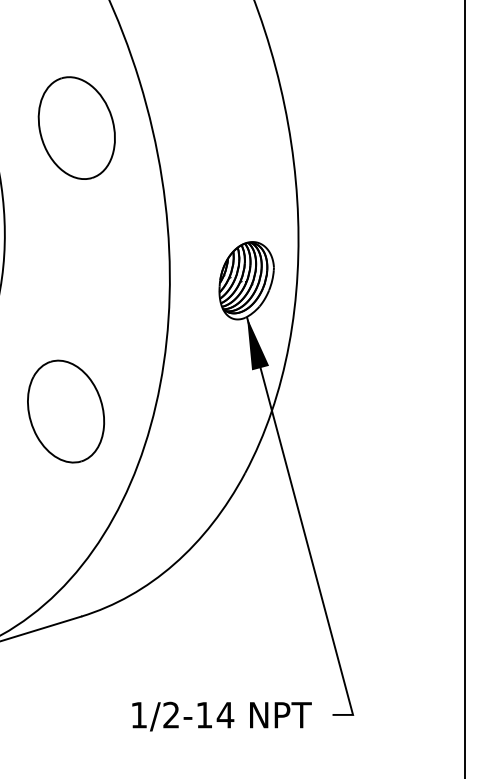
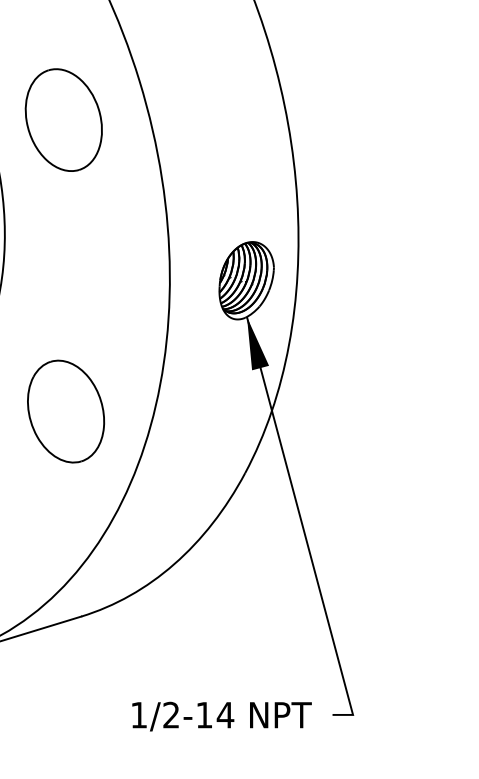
part position: (76, 127) -> (63, 119) (63, 119)
line: present -> none (464, 388)
